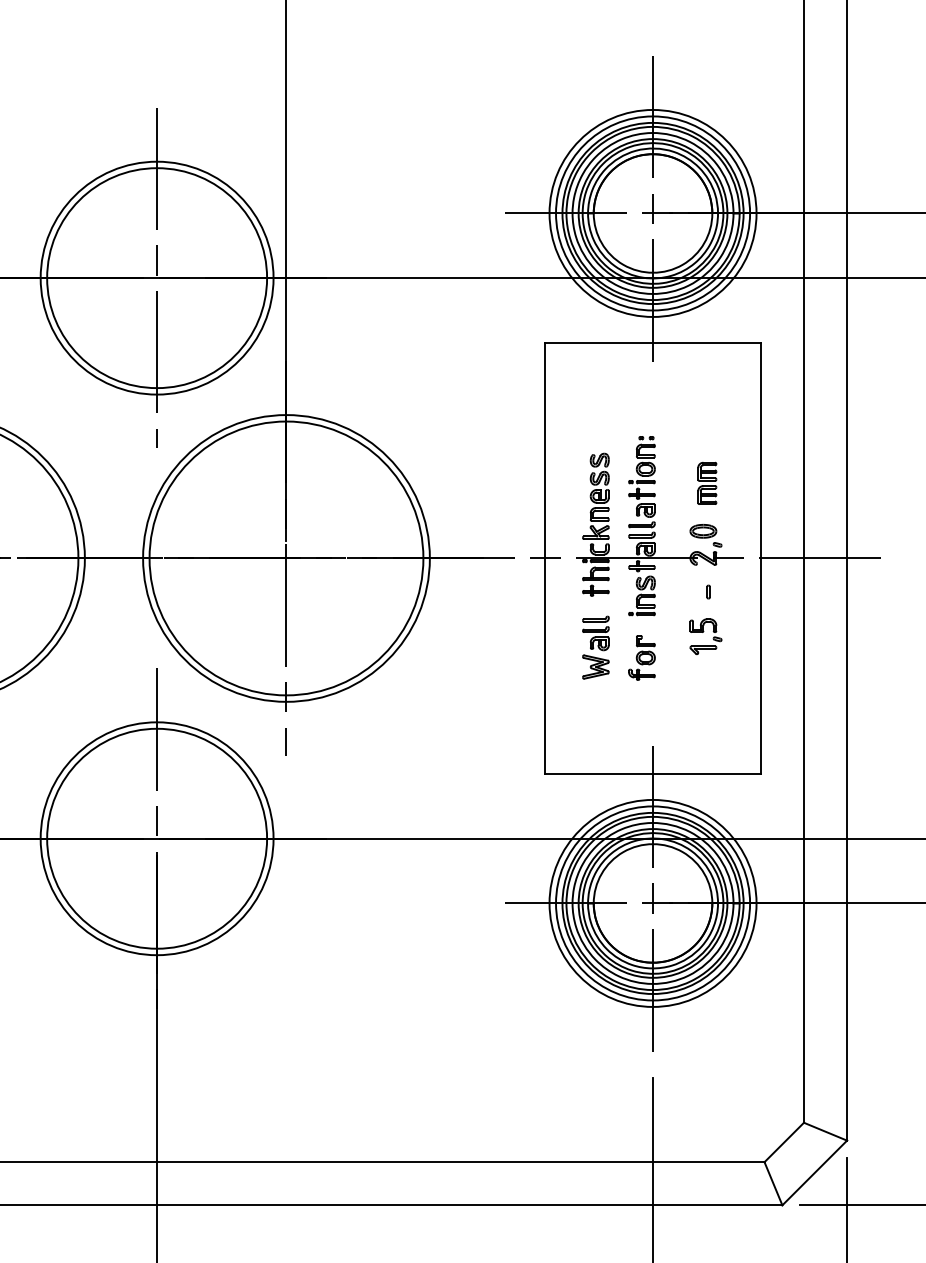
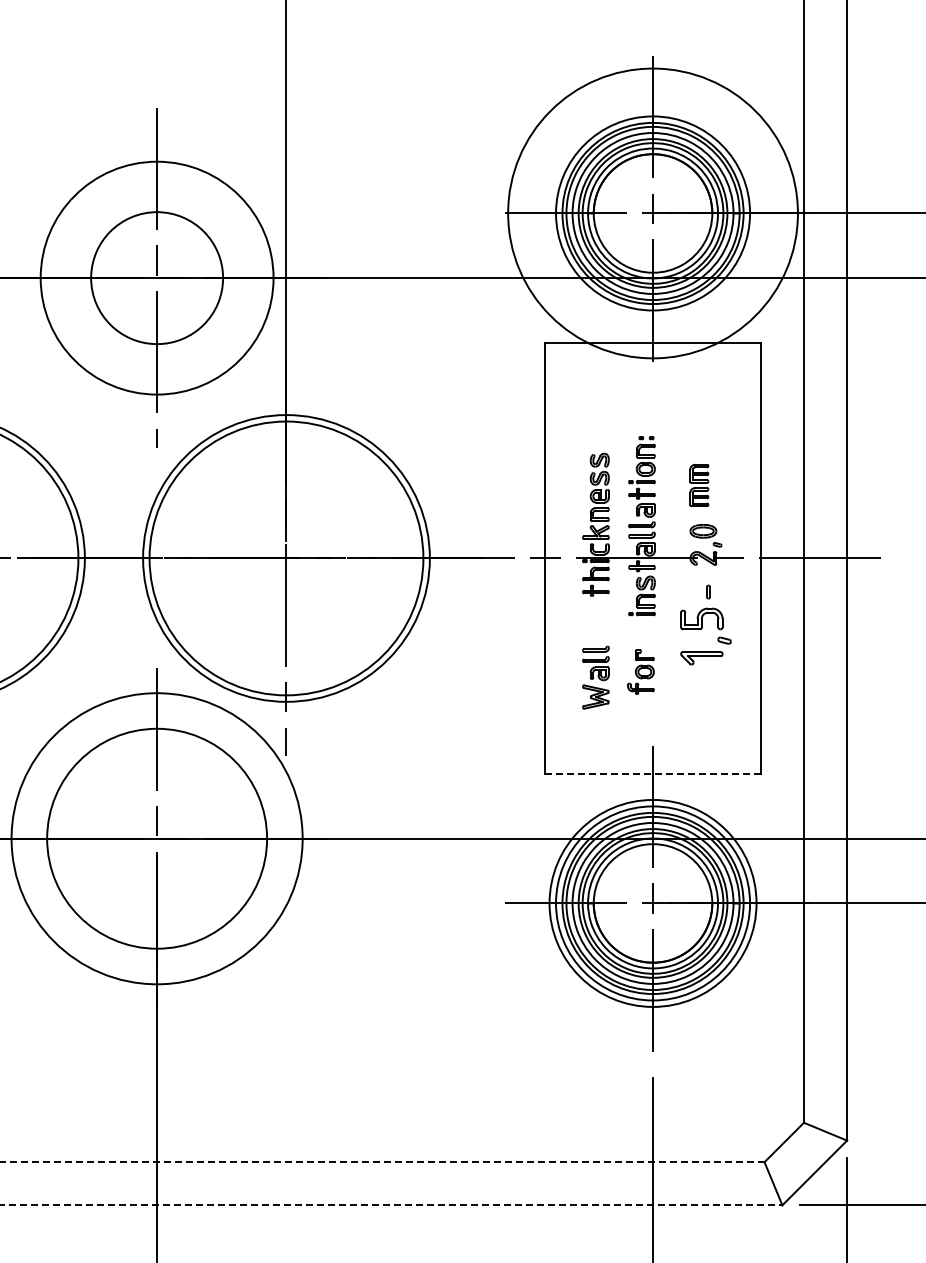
circle diameter: 207 px -> 290 px (652, 213)
circle diameter: 220 px -> 132 px (157, 278)
part position: (707, 482) -> (699, 484) (699, 484)
part size: 34x38 px -> 52x59 px (705, 636)
part position: (595, 647) -> (595, 677) (595, 677)
part position: (641, 657) -> (640, 671) (640, 671)
line: solid -> dashed (653, 774)
circle diameter: 233 px -> 291 px (156, 838)
line: solid -> dashed (382, 1162)
line: solid -> dashed (391, 1205)
